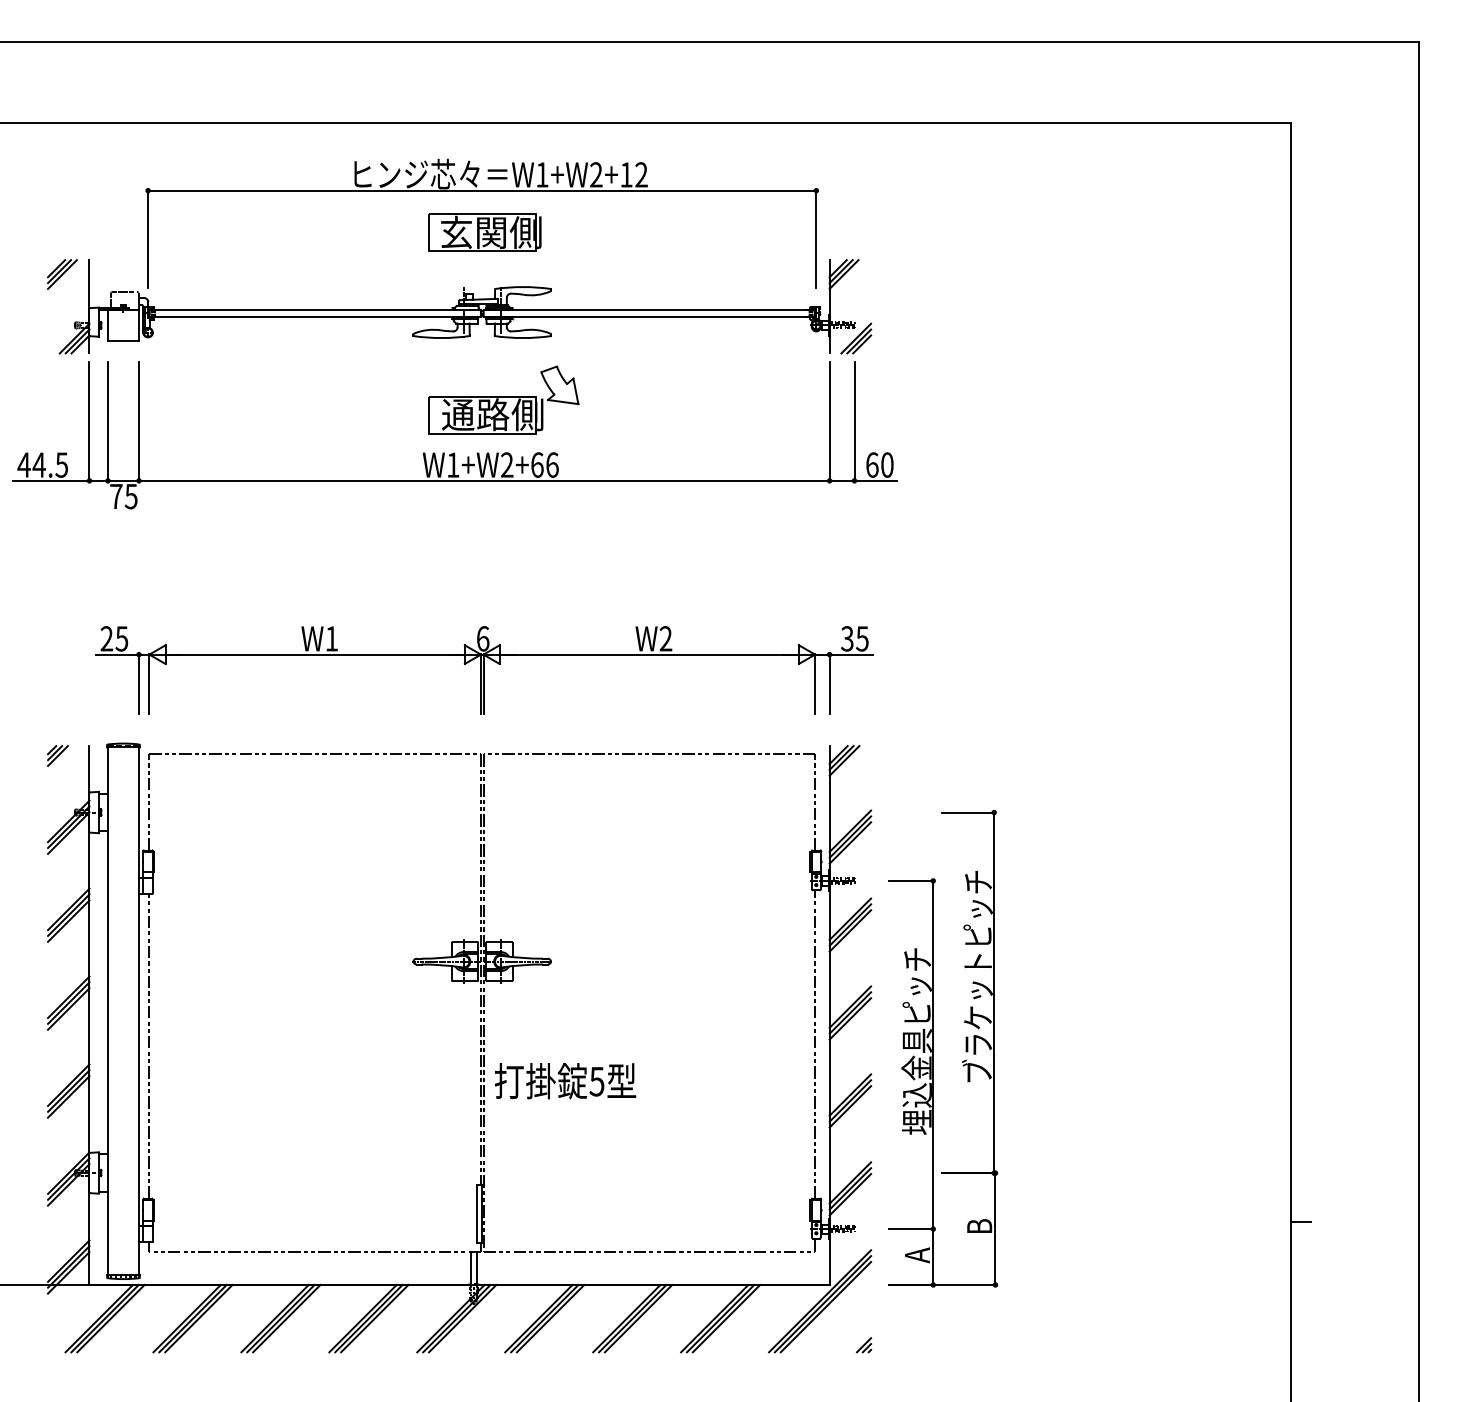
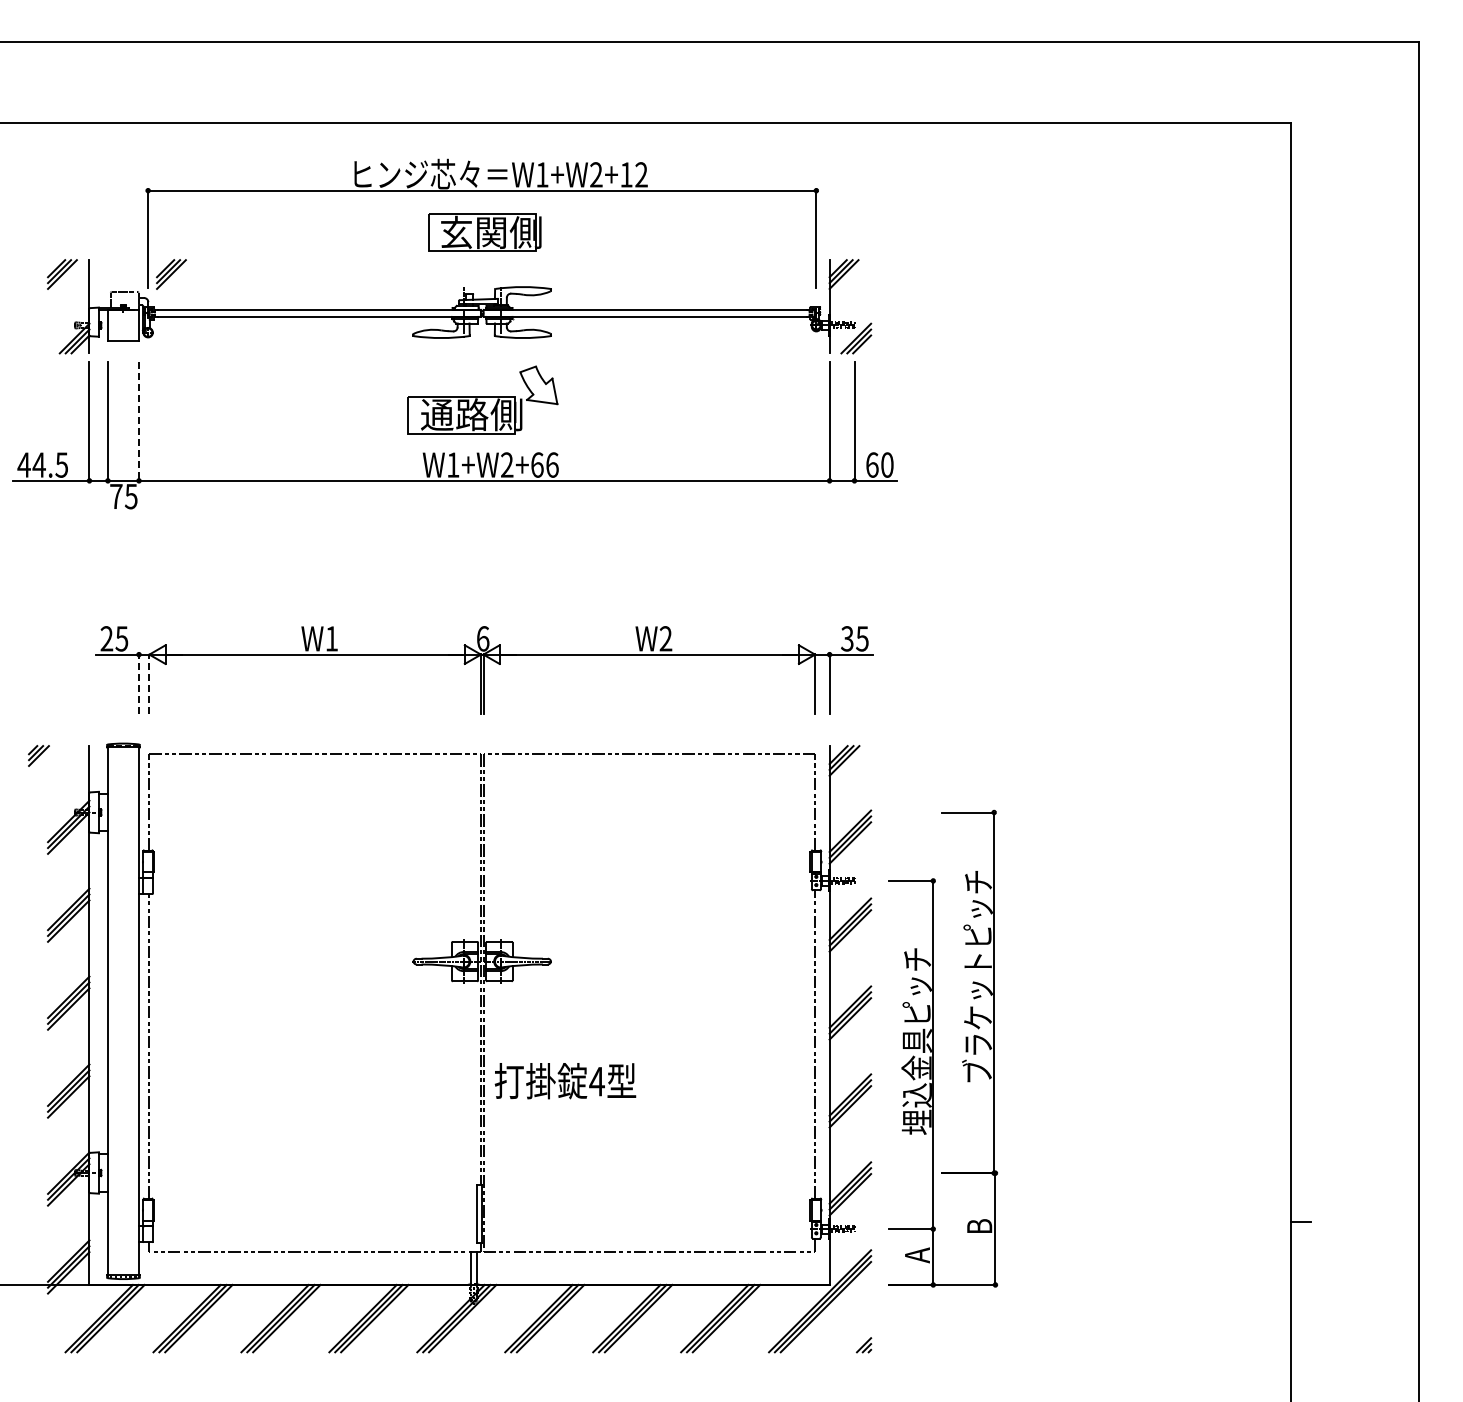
part: none -> present (171, 274)
part position: (503, 399) -> (482, 399) (482, 399)
line: solid -> dashed (139, 421)
line: solid -> dashed (139, 683)
line: solid -> dashed (149, 683)
part position: (57, 755) -> (38, 755) (38, 755)
text: 5 -> 4 (596, 1081)
